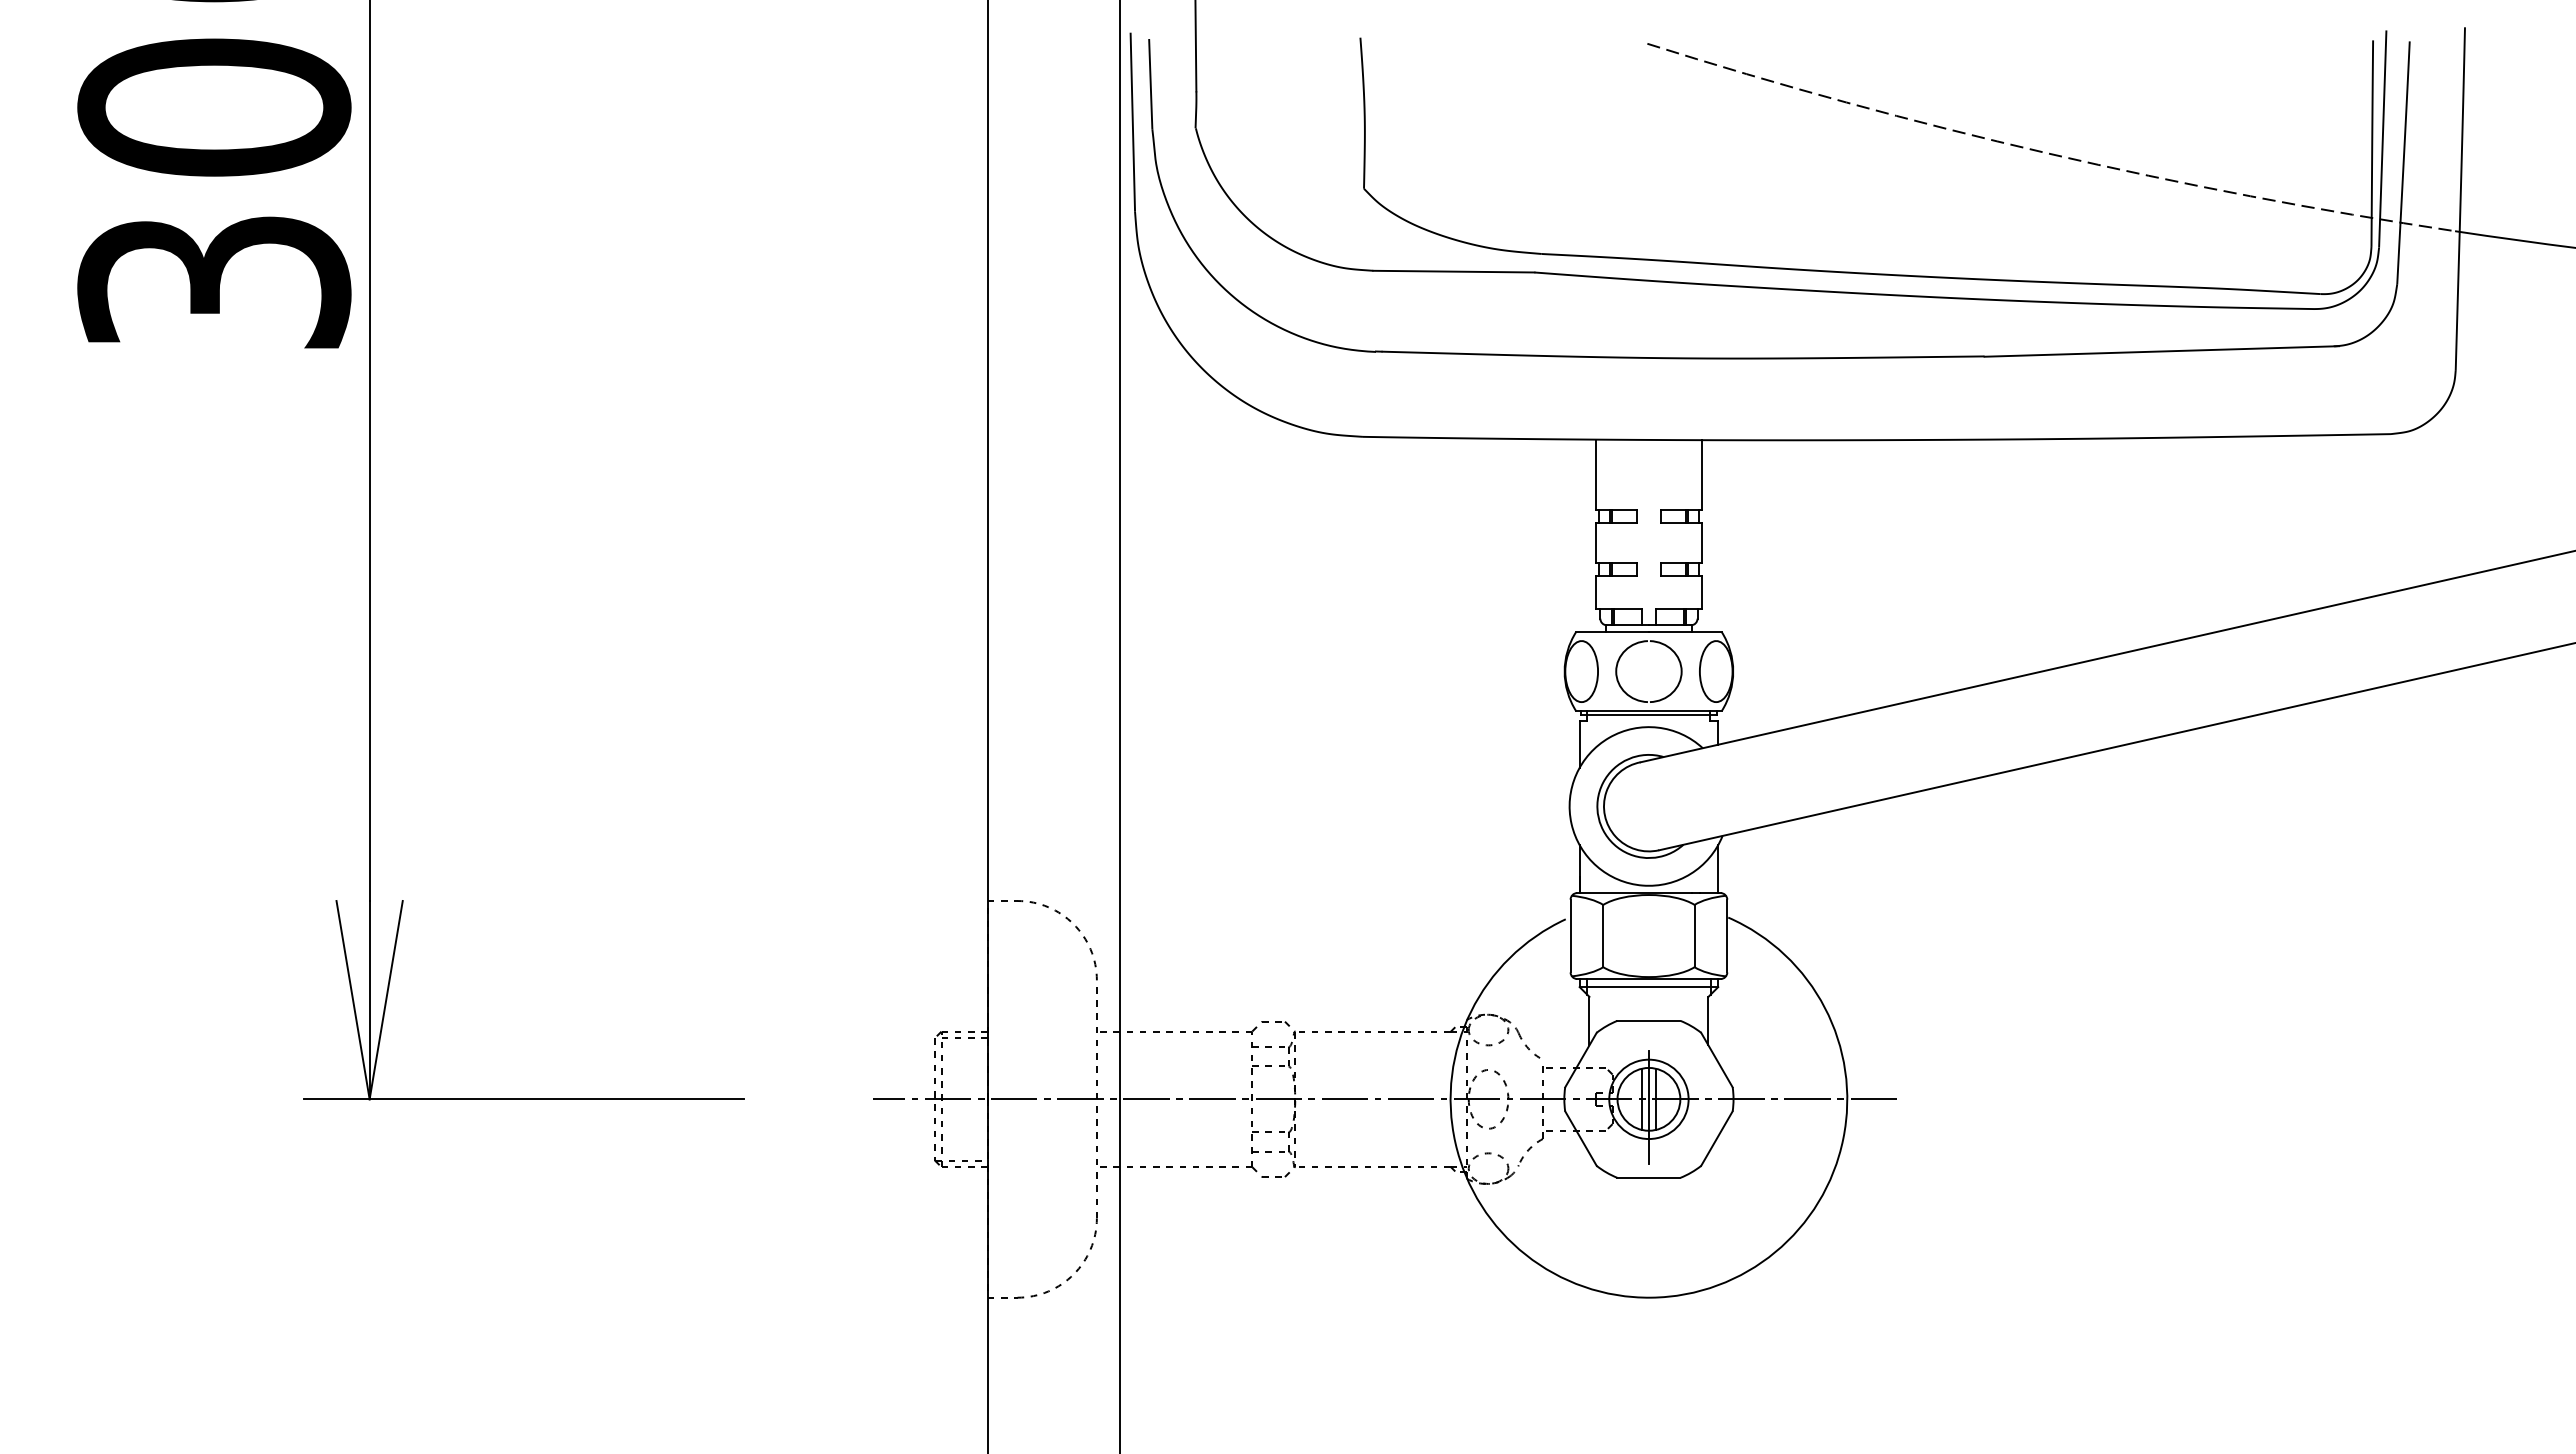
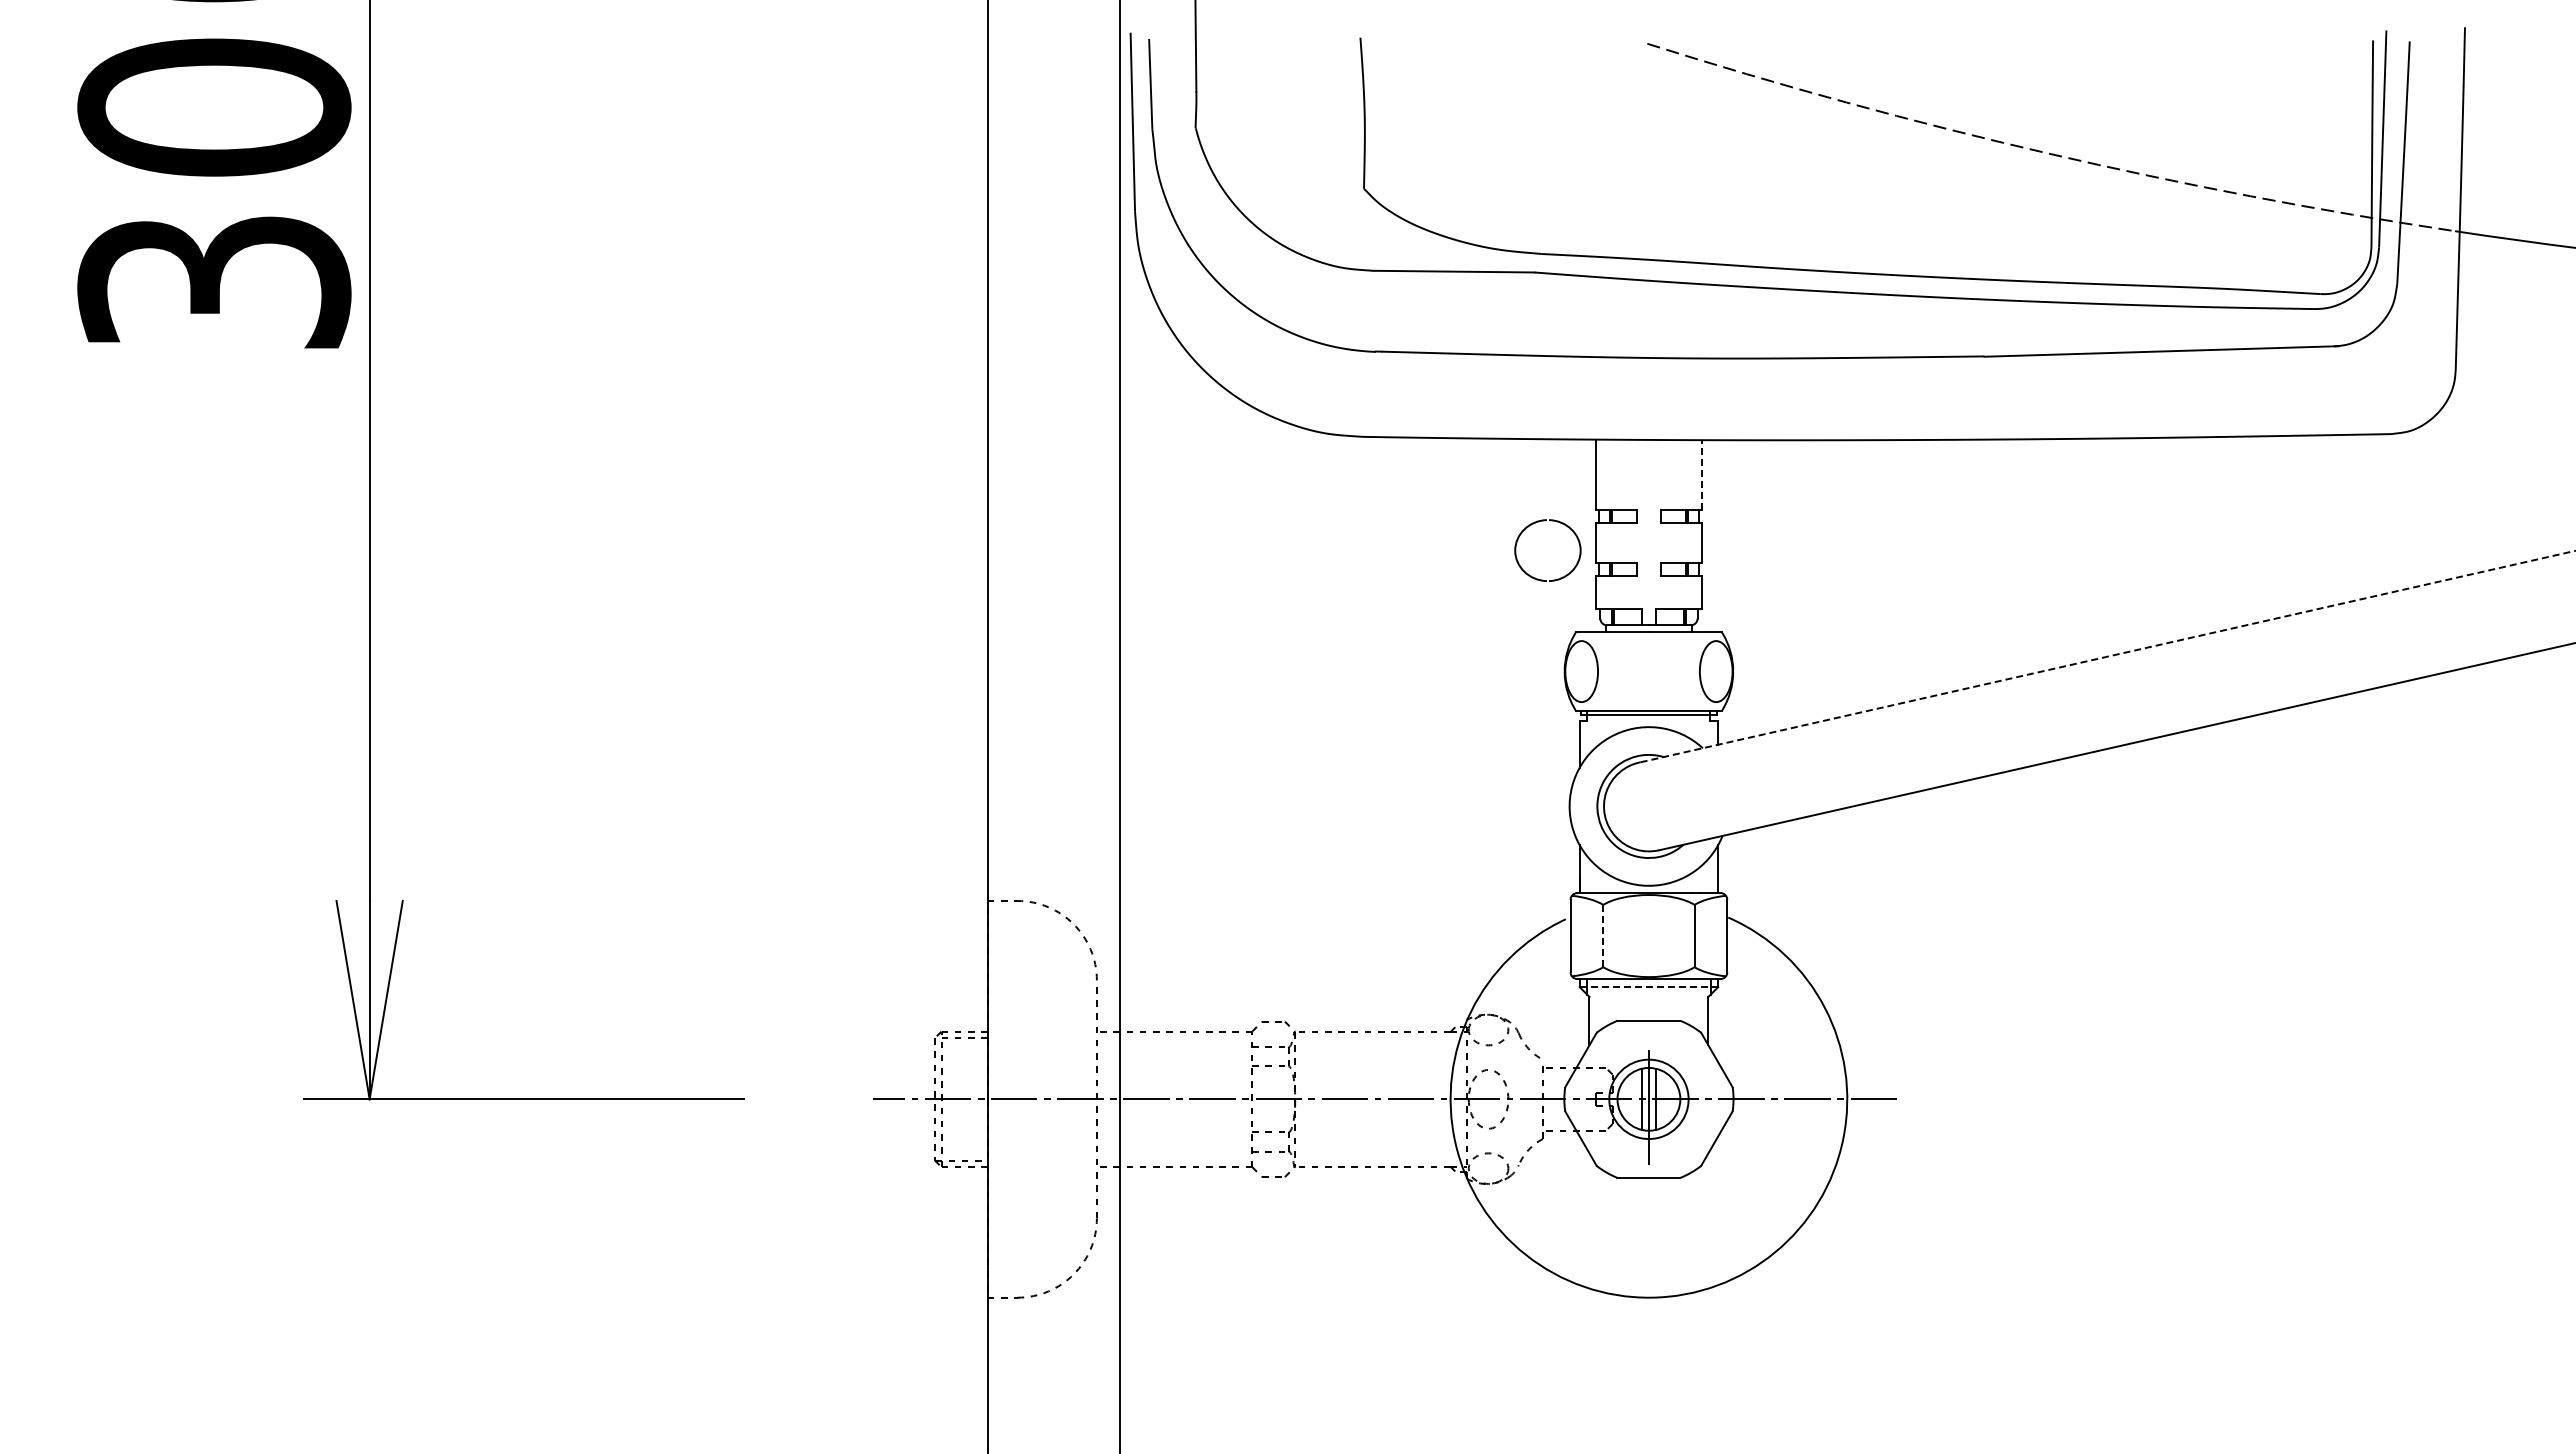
line: solid -> dashed (1701, 474)
part position: (1646, 642) -> (1545, 521) (1545, 521)
line: solid -> dashed (2108, 656)
line: solid -> dashed (1603, 936)
line: solid -> dashed (1649, 987)
